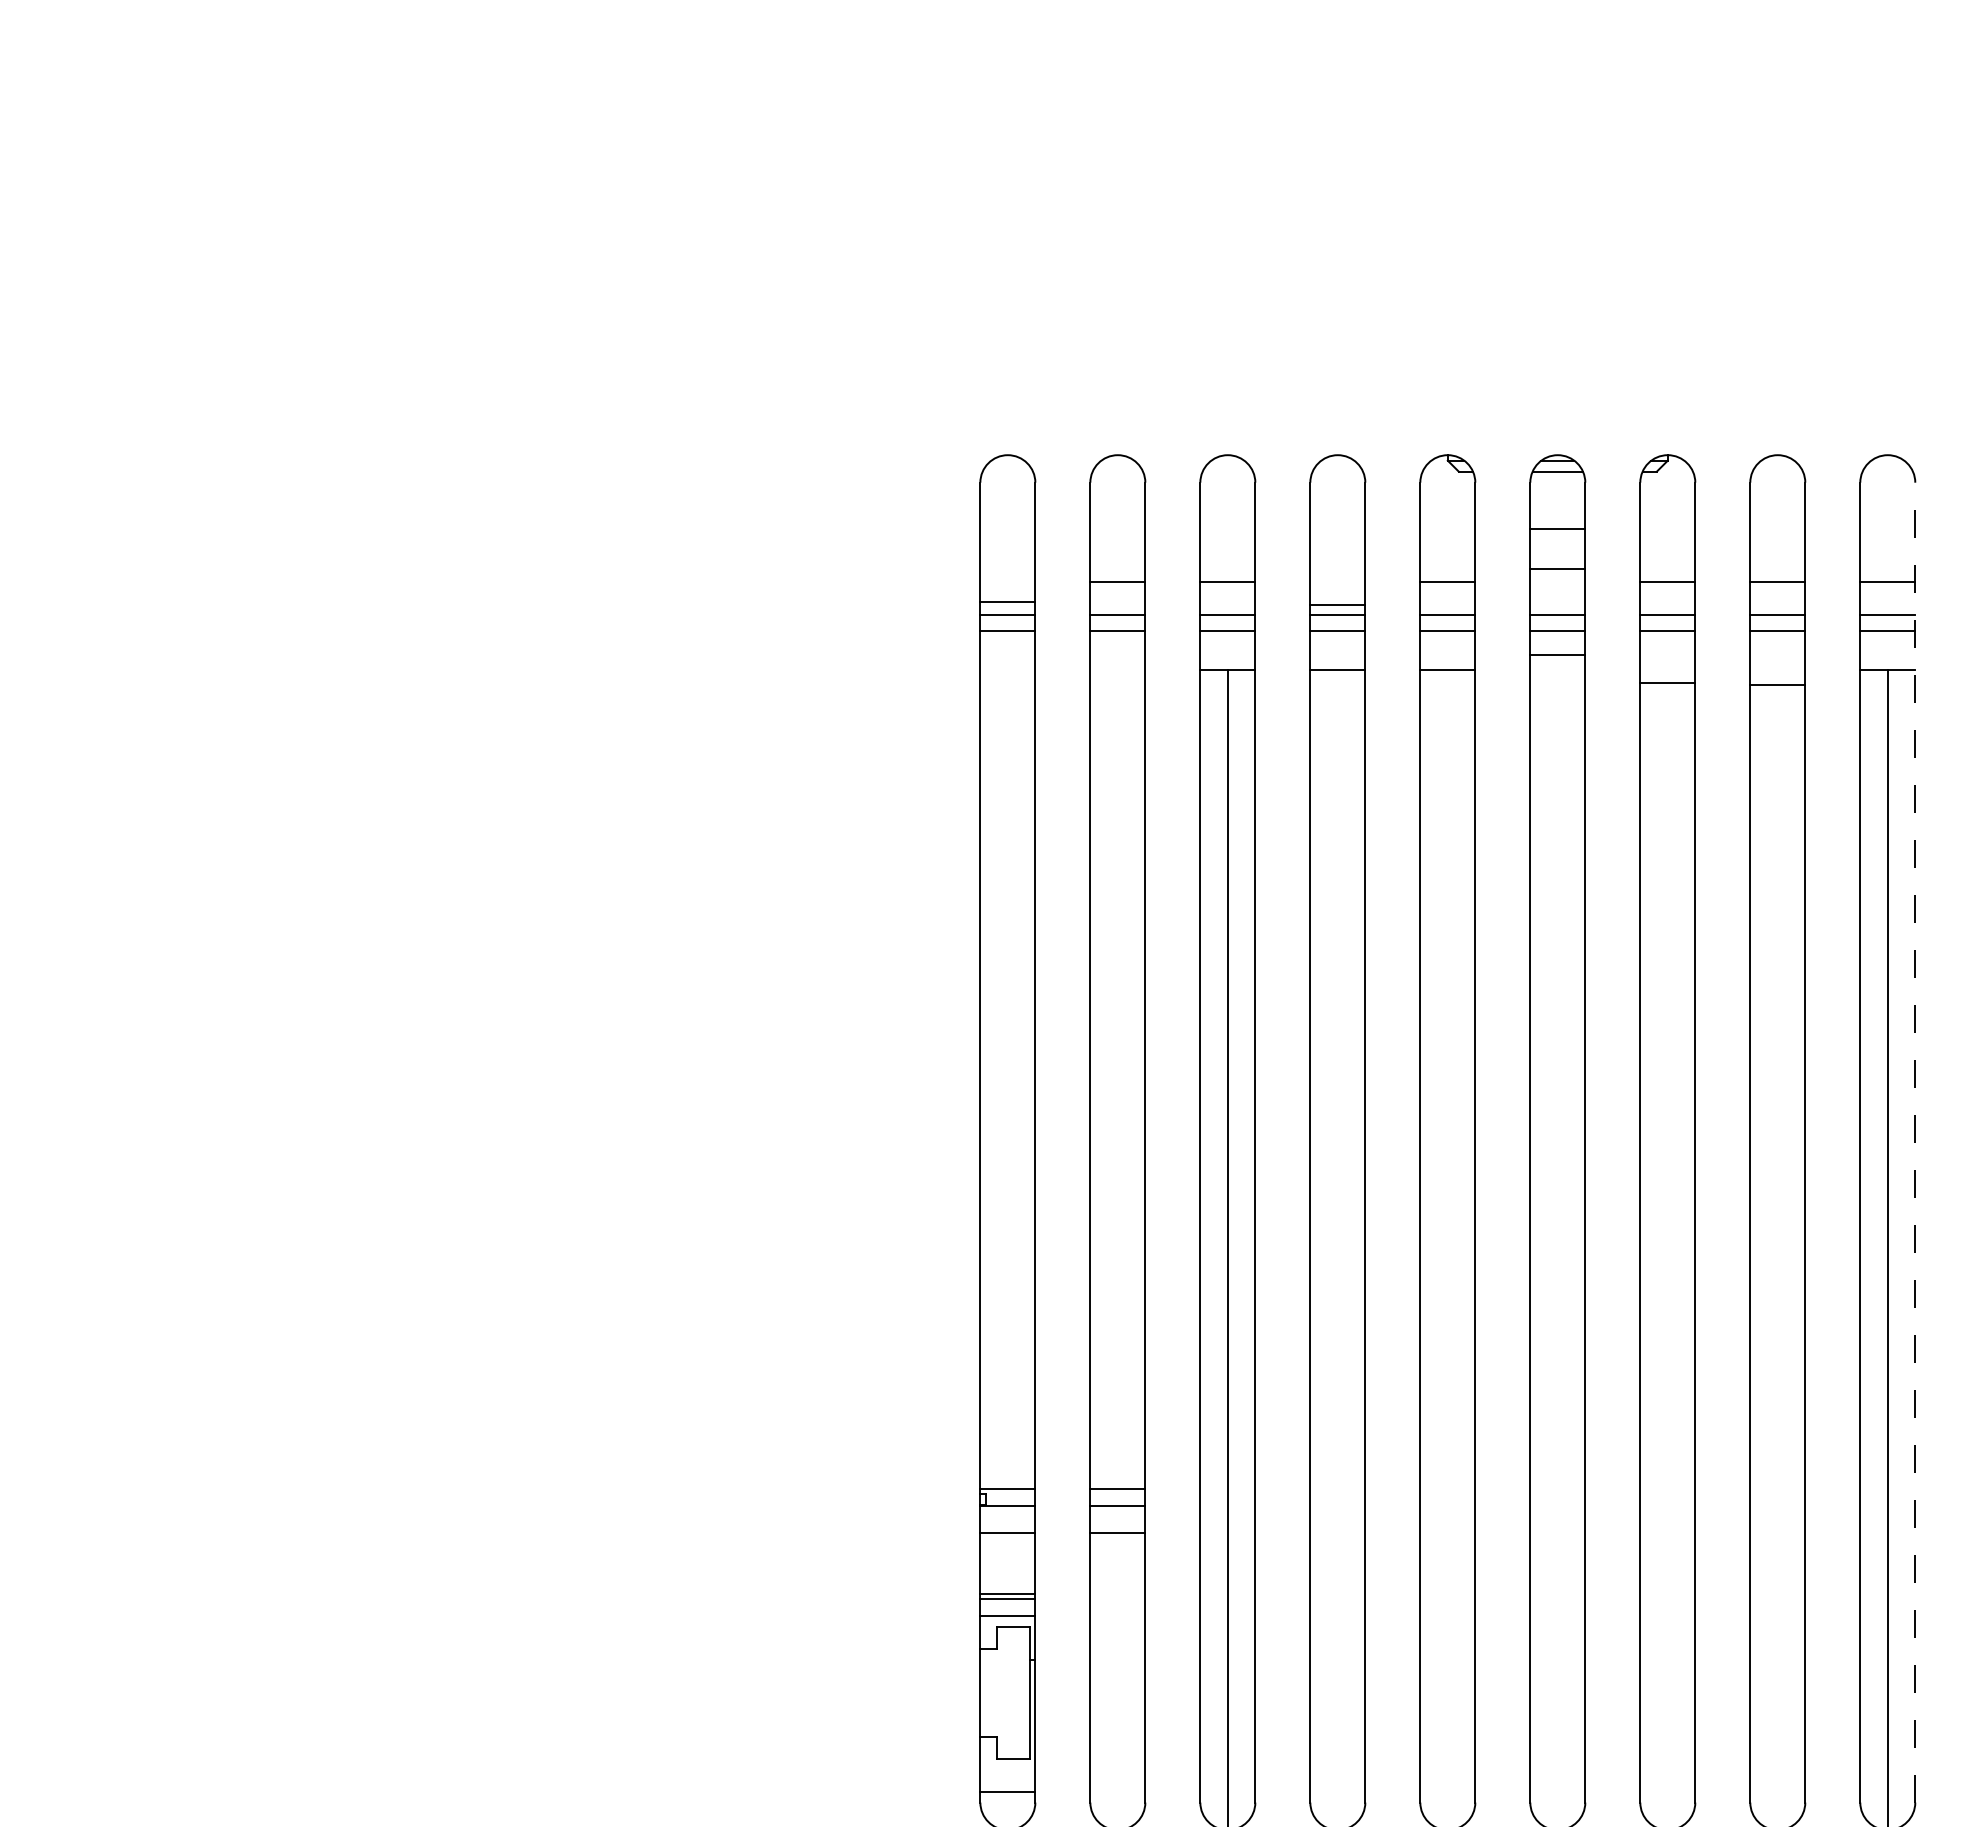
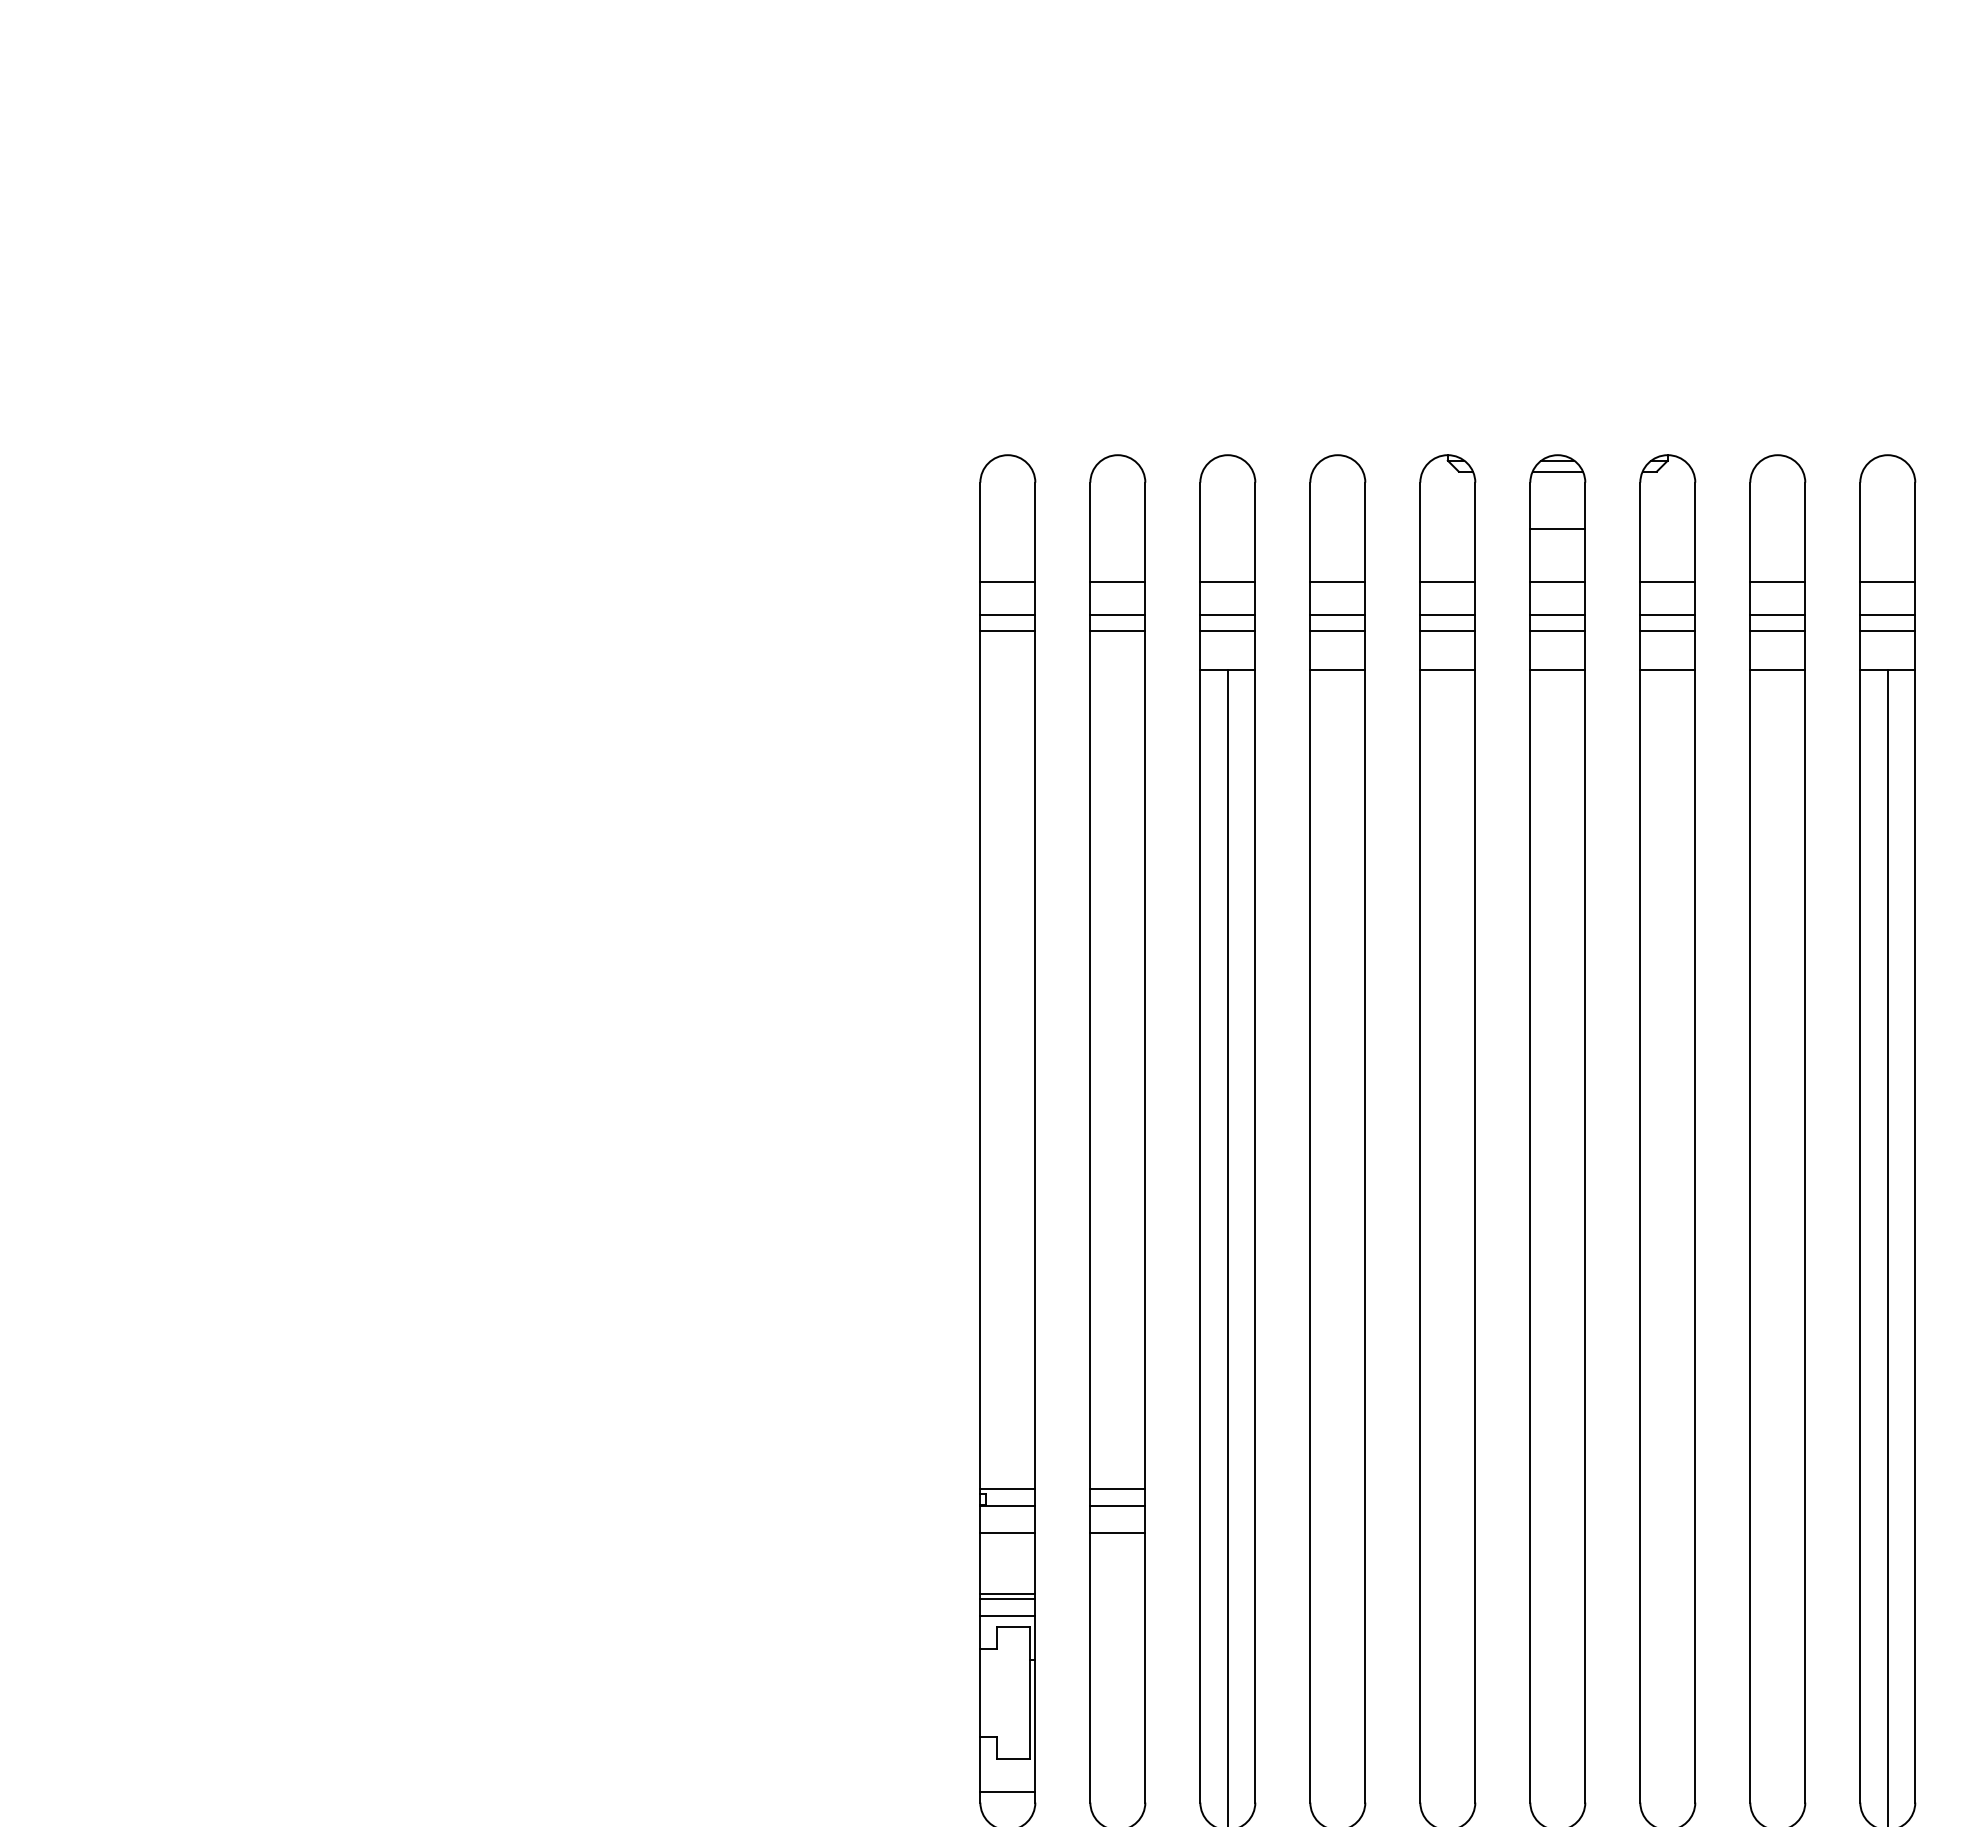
line position: (1557, 568) -> (1557, 581) (1557, 581)
line position: (1007, 601) -> (1007, 581) (1007, 581)
line position: (1337, 604) -> (1337, 581) (1337, 581)
line position: (1557, 655) -> (1557, 670) (1557, 670)
line position: (1667, 683) -> (1667, 670) (1667, 670)
line position: (1777, 685) -> (1777, 670) (1777, 670)
line: dashed -> solid (1915, 1142)
